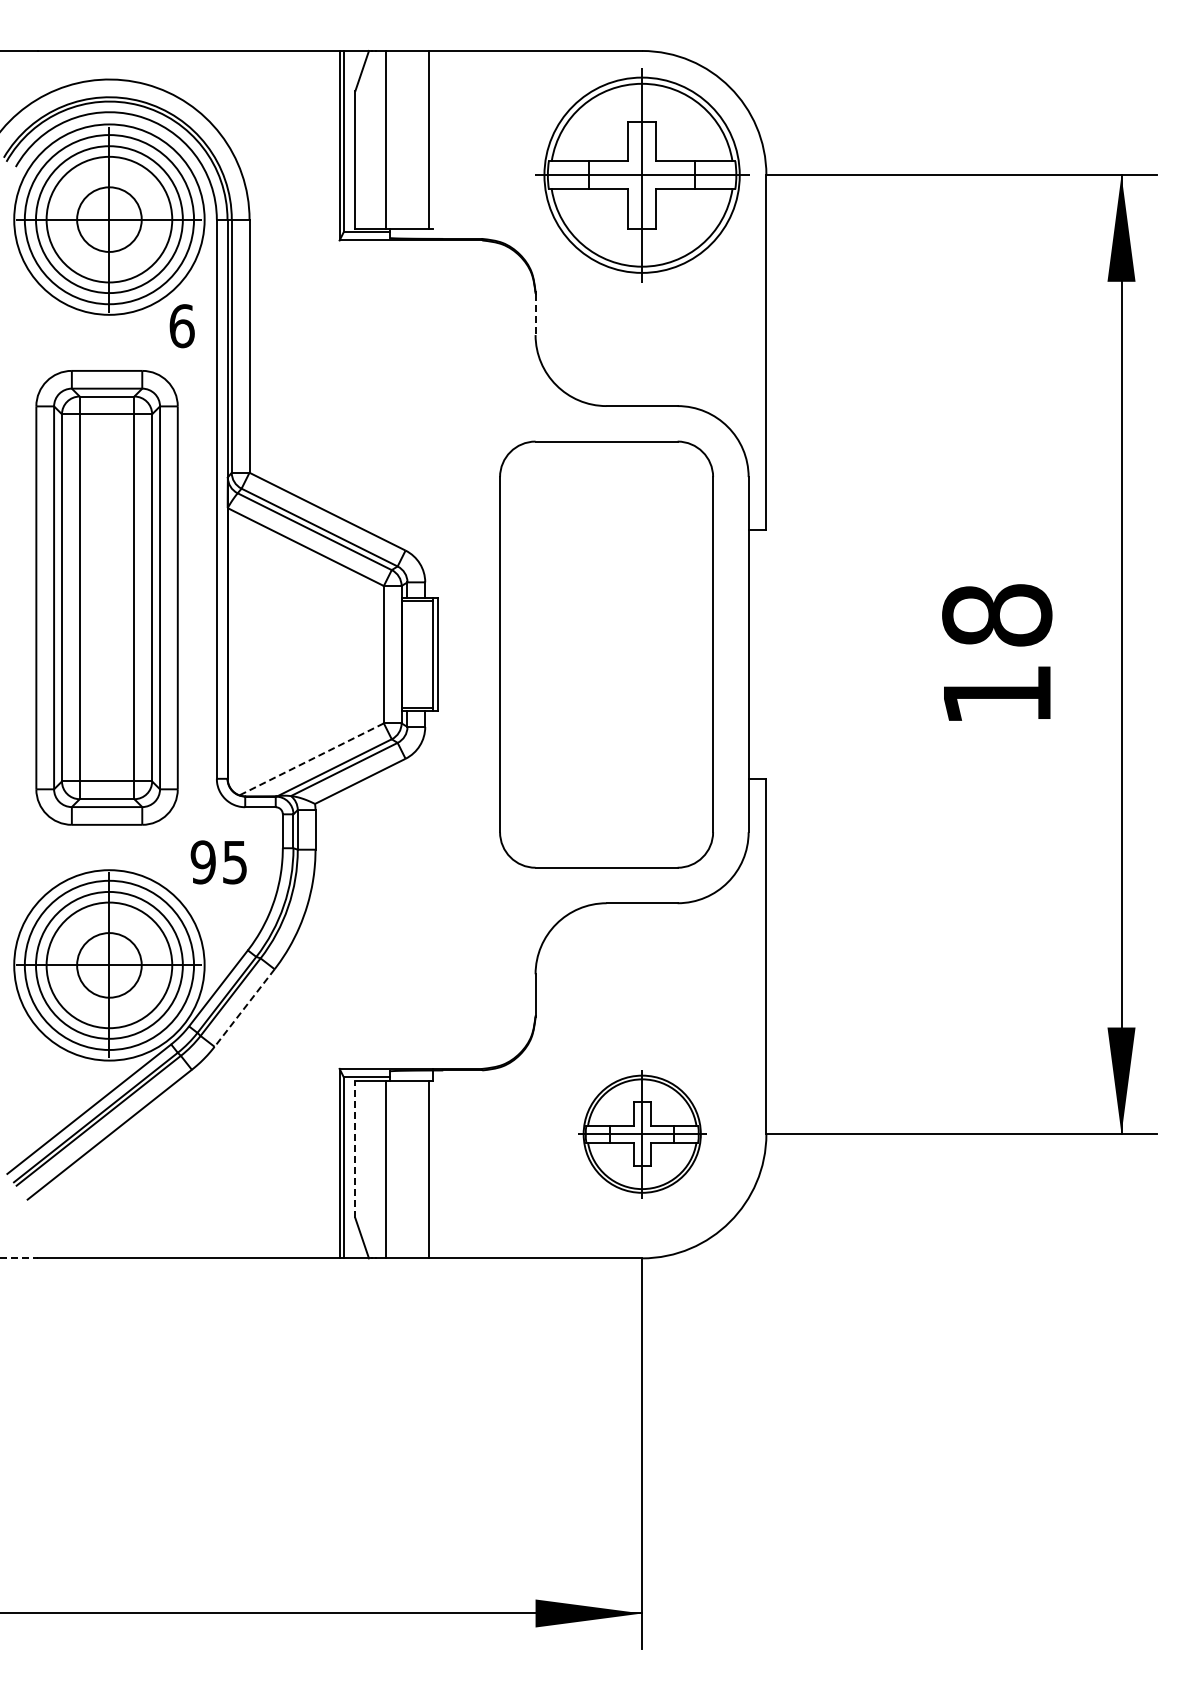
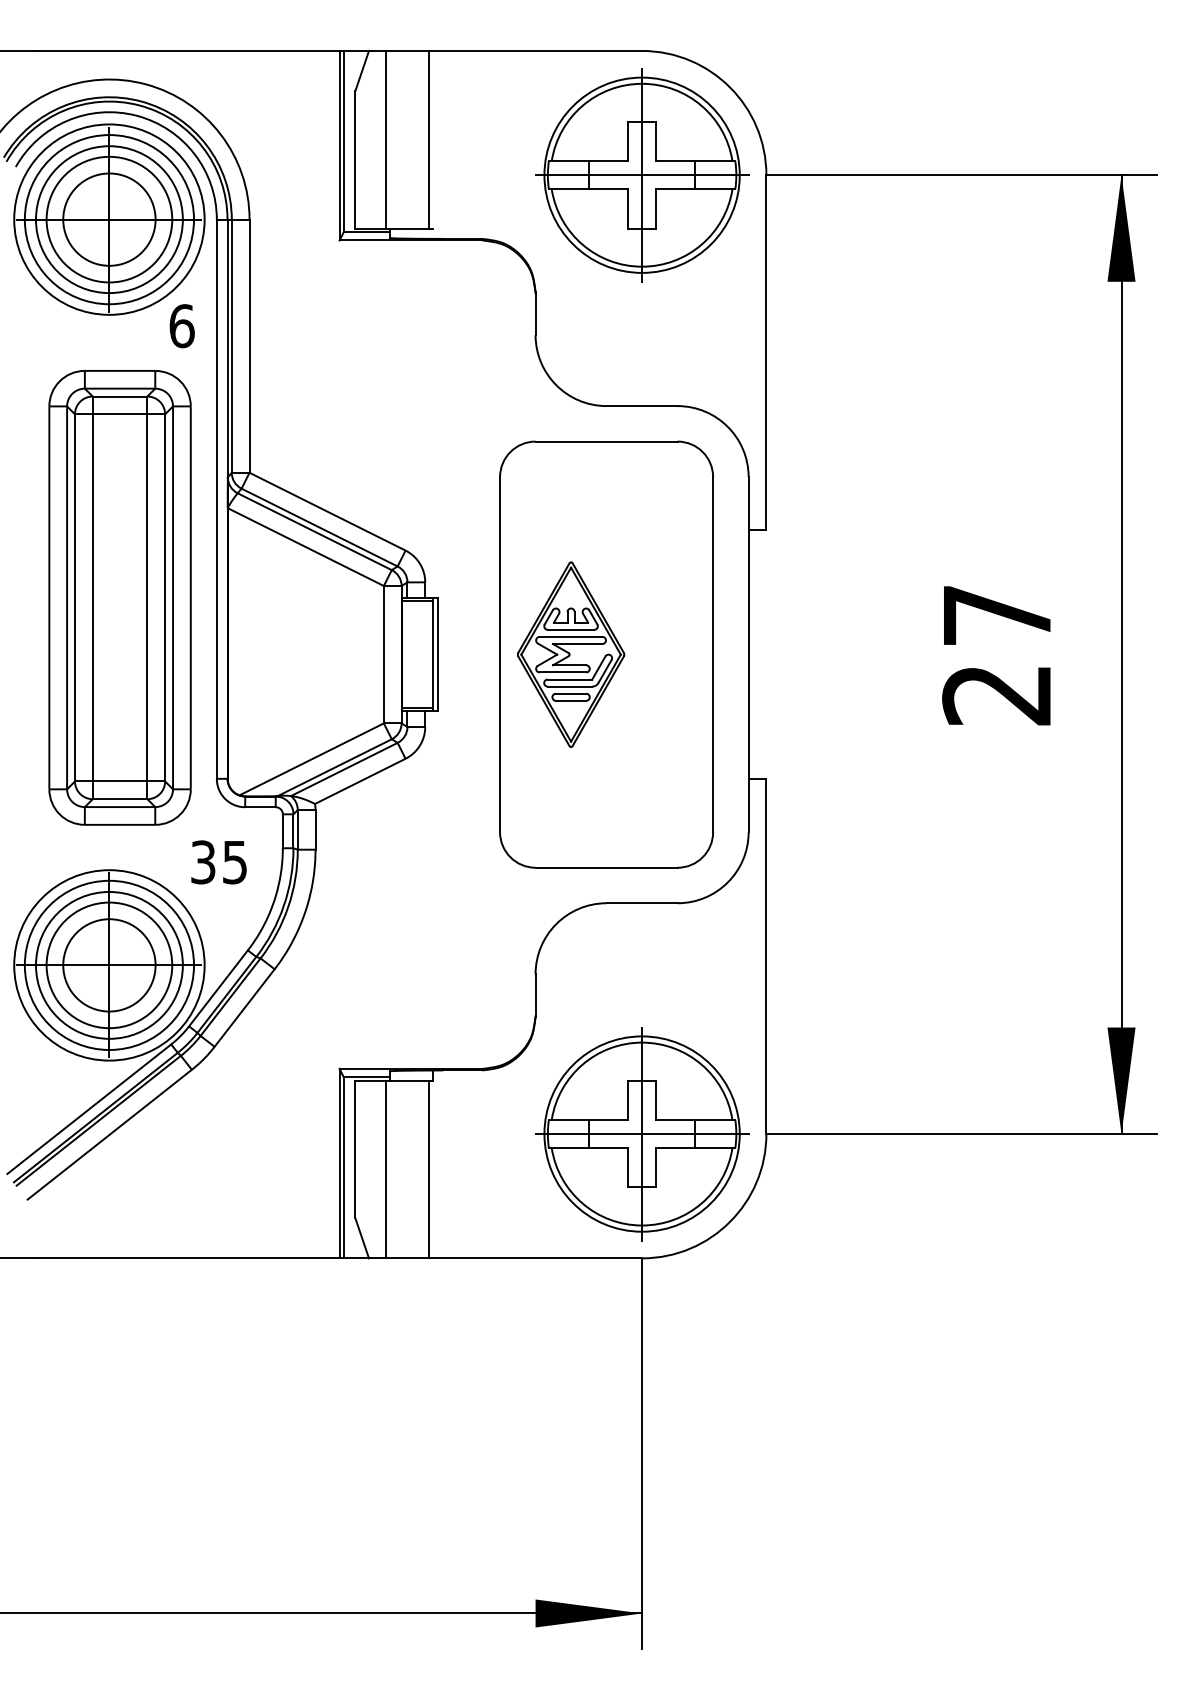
circle diameter: 65 px -> 92 px (109, 219)
line: dashed -> solid (535, 314)
part position: (106, 597) -> (119, 597) (119, 597)
part: none -> present (571, 654)
text: 18 -> 27 (997, 654)
line: dashed -> solid (311, 759)
text: 95 -> 35 (202, 862)
circle diameter: 65 px -> 92 px (109, 965)
line: dashed -> solid (244, 1008)
part size: 129x129 px -> 215x215 px (642, 1134)
line: dashed -> solid (355, 1149)
line: dashed -> solid (19, 1258)
